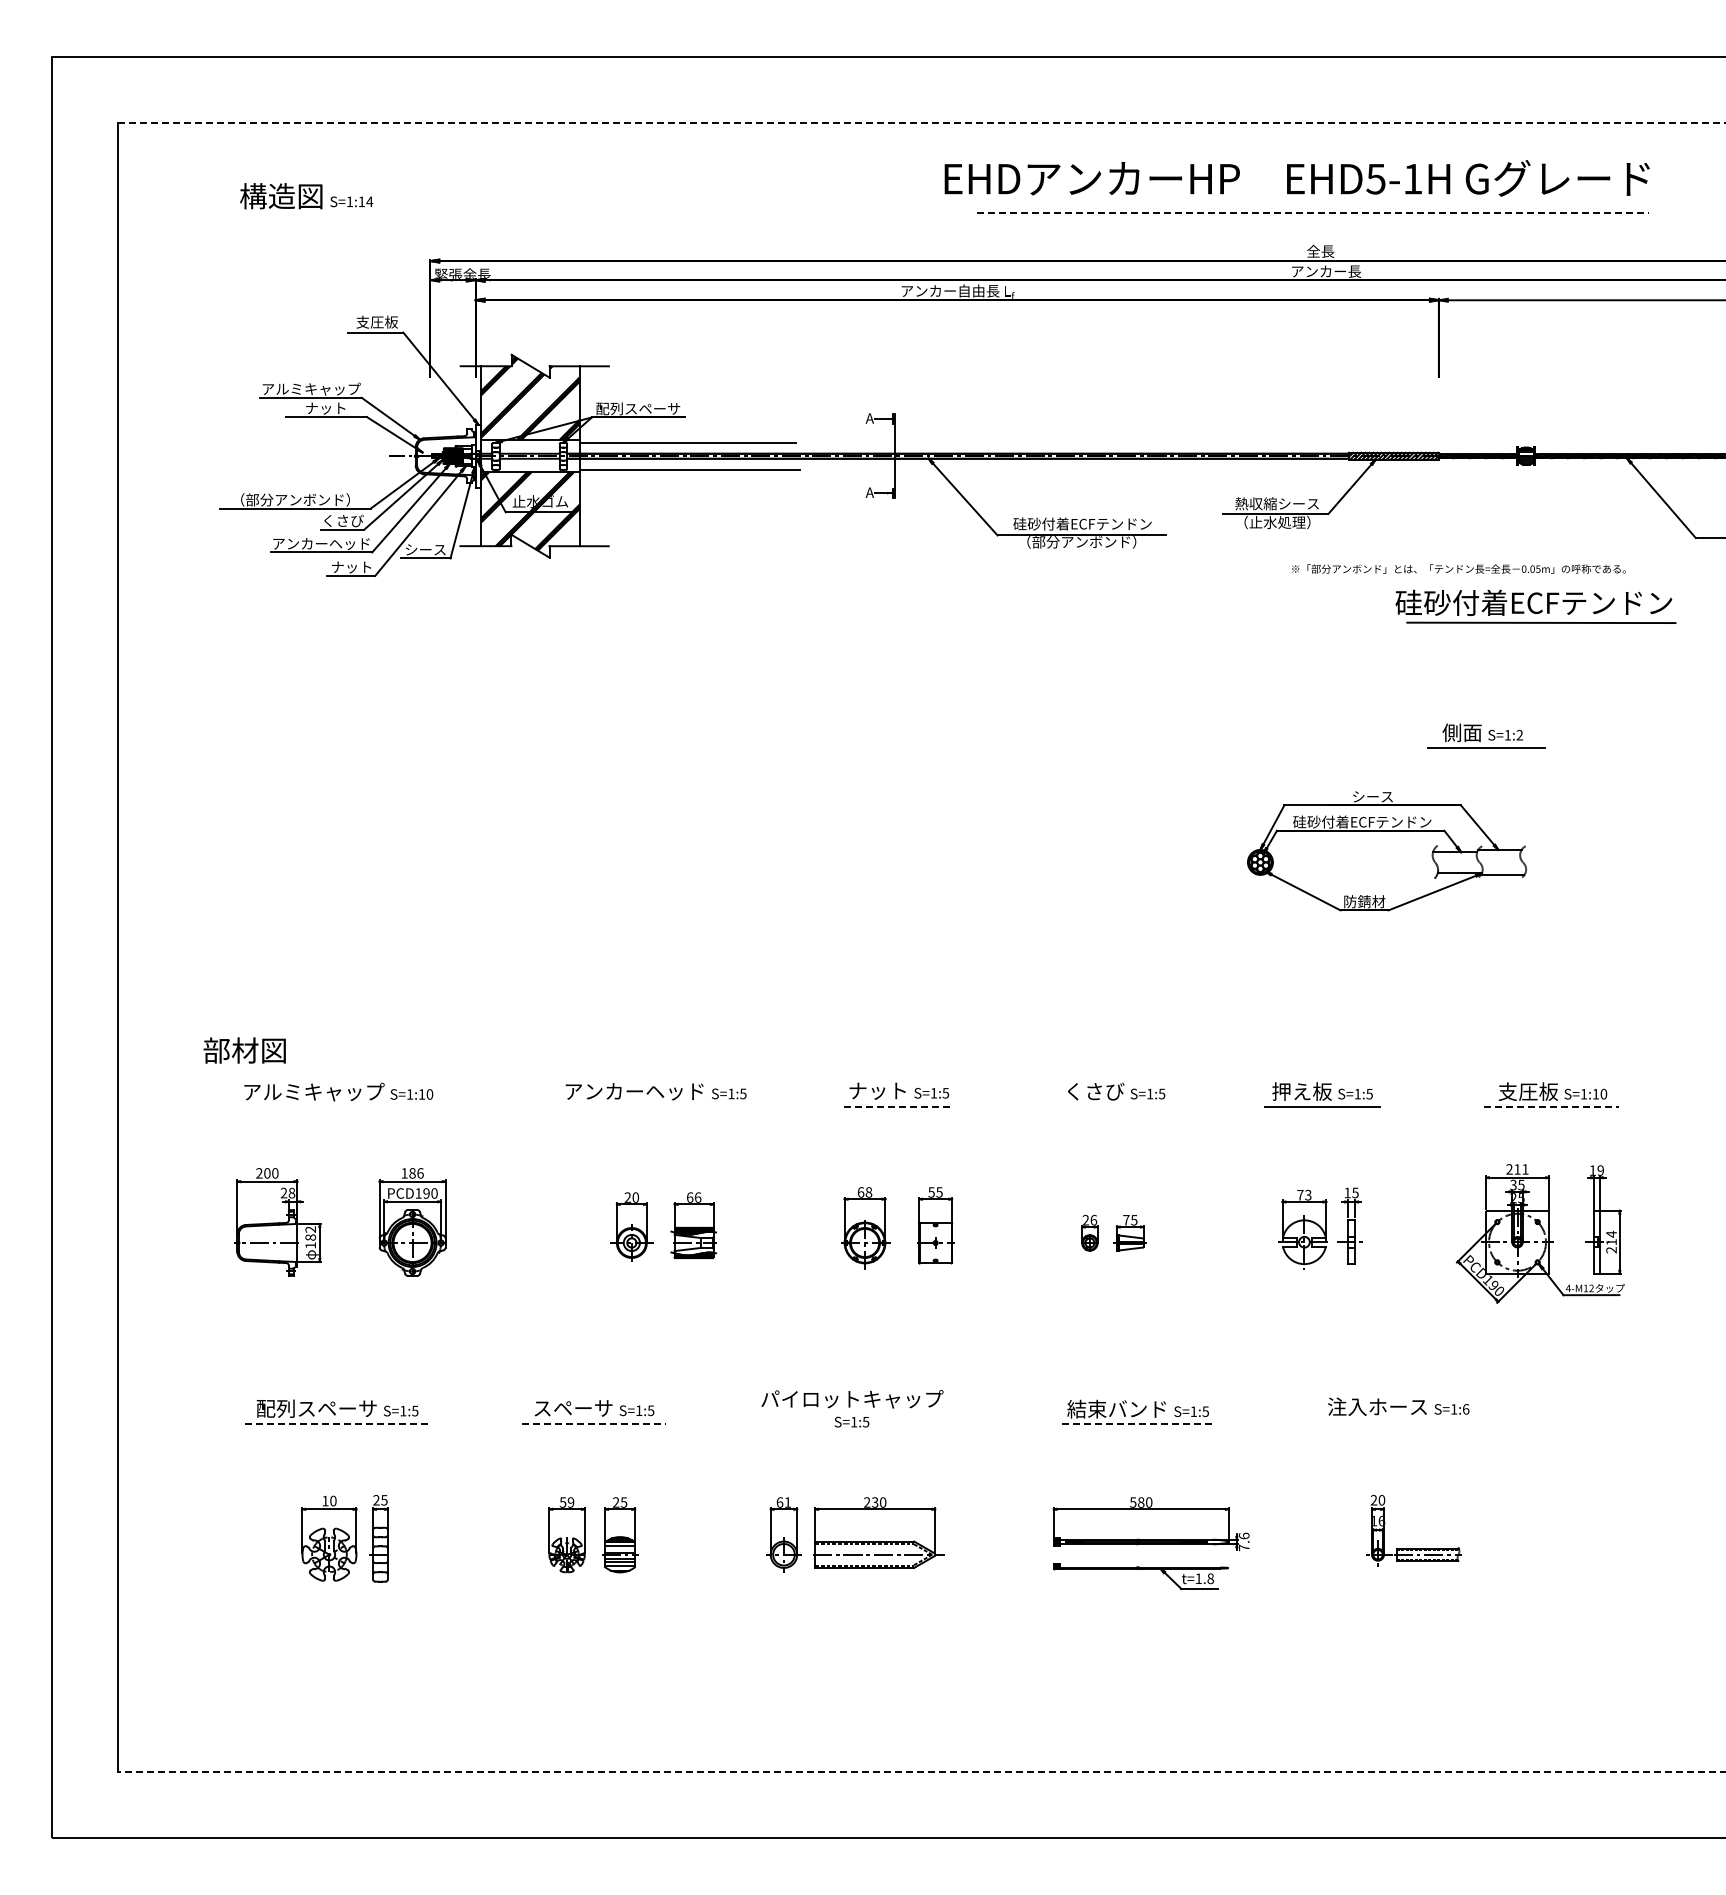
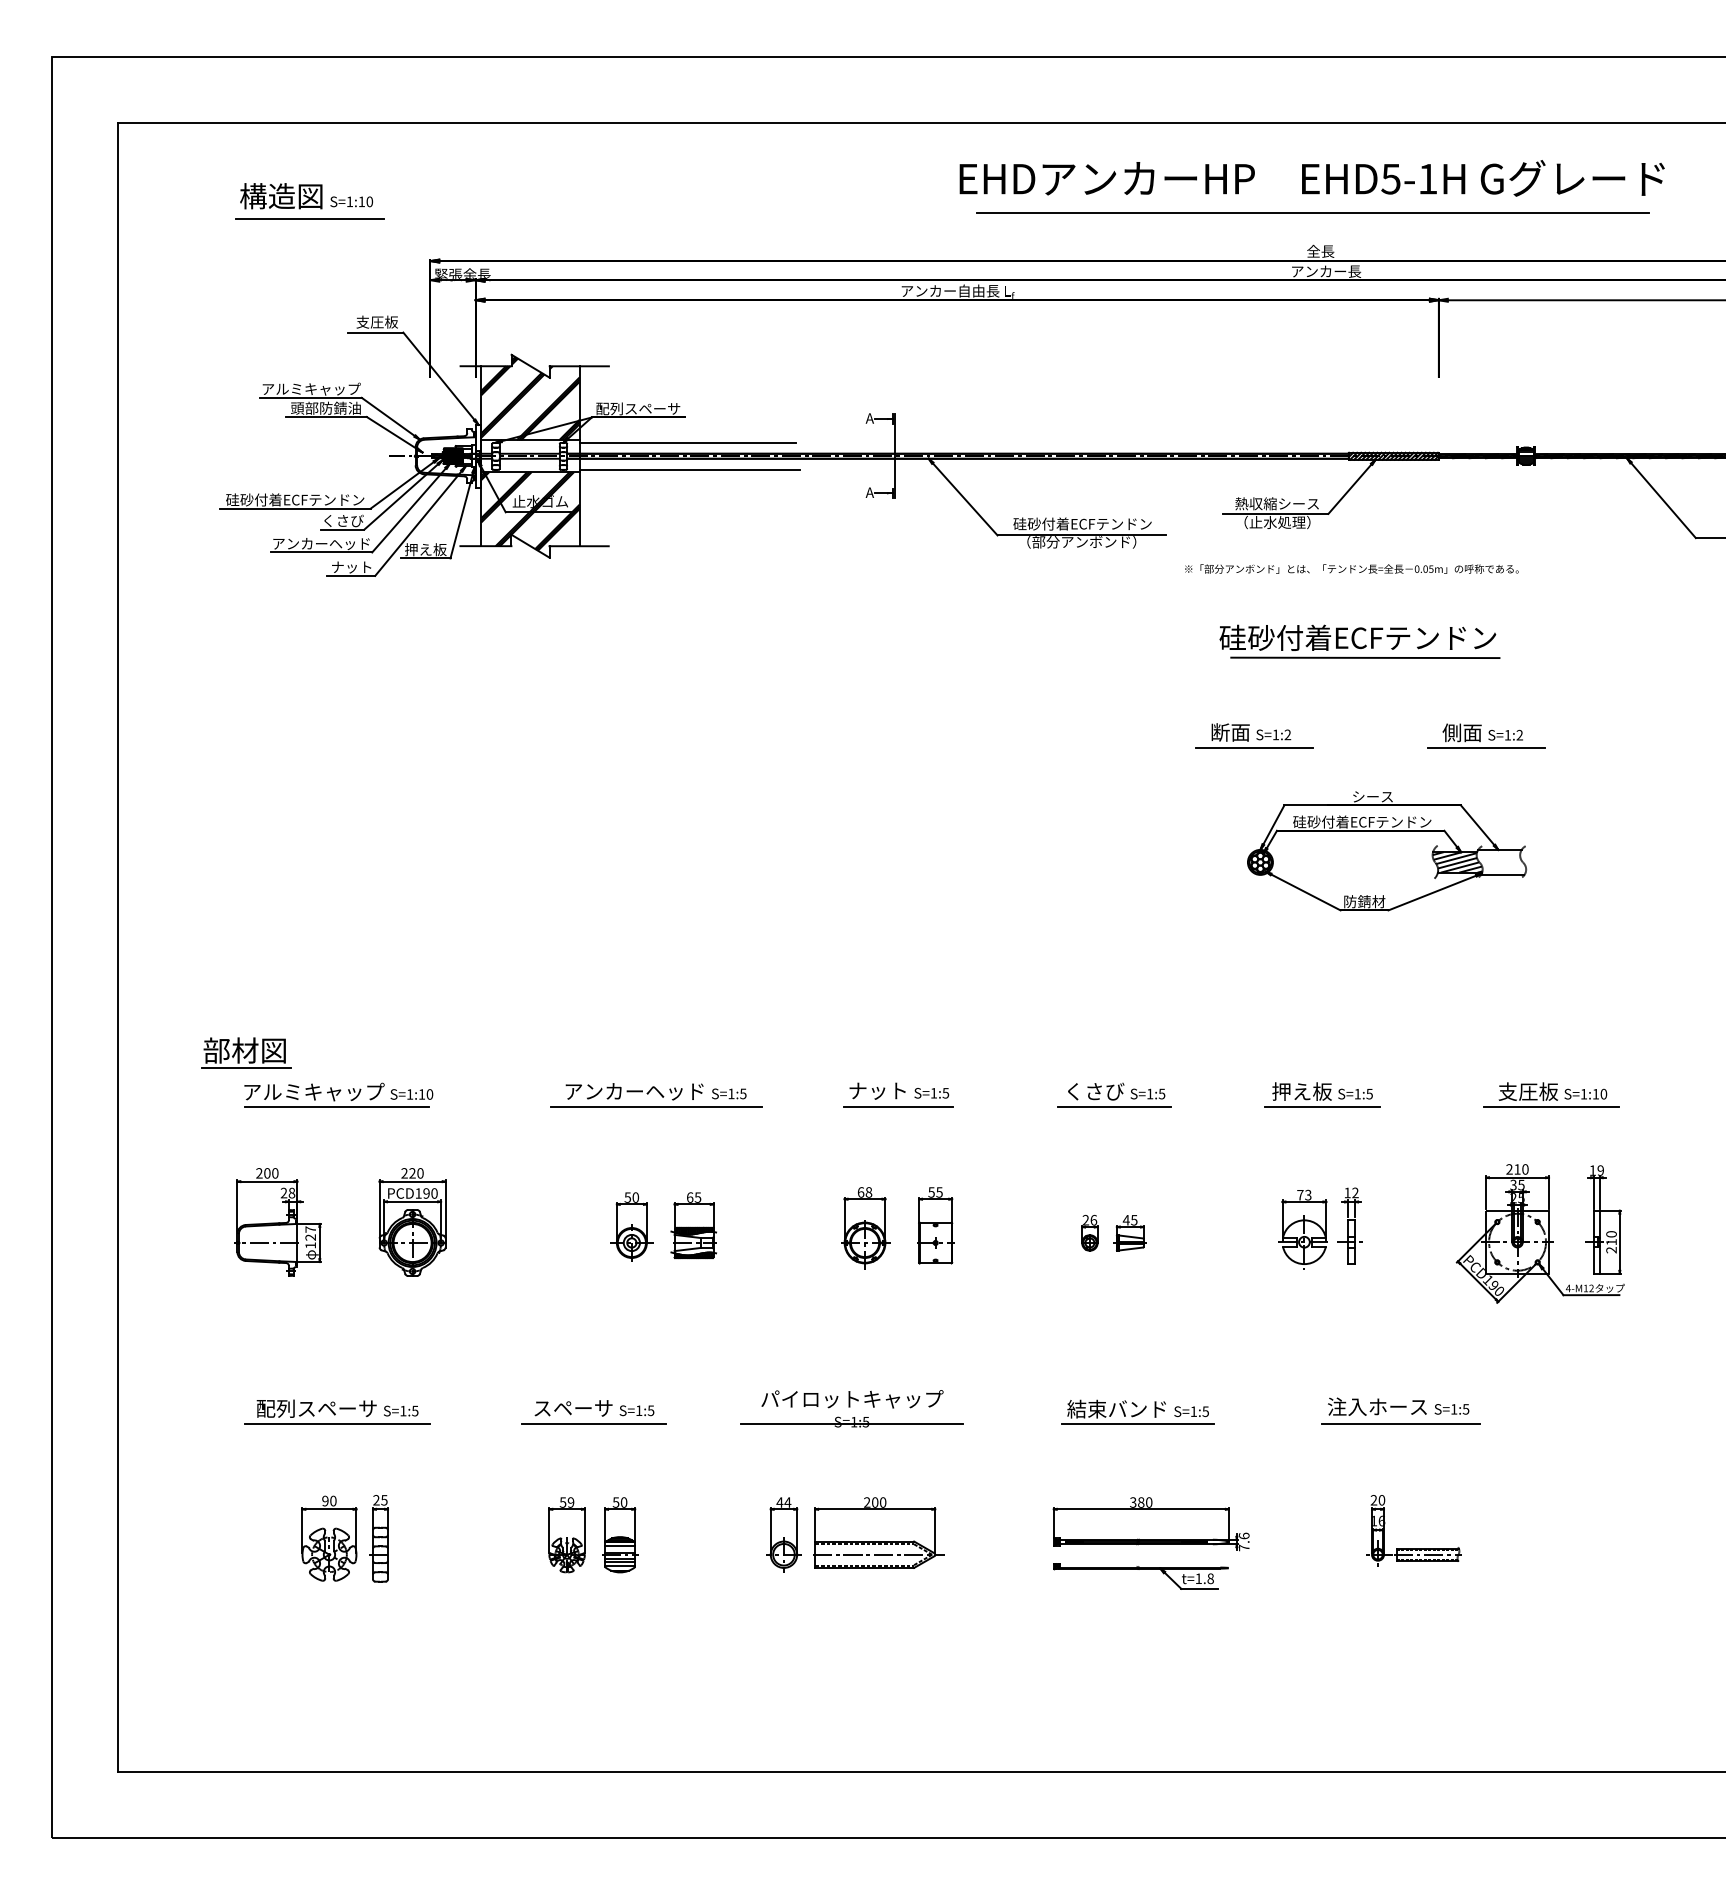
line: dashed -> solid (921, 122)
text position: (1296, 178) -> (1311, 178) (1311, 178)
text: S=1:14 -> S=1:10 (369, 201)
line: dashed -> solid (1313, 212)
line: none -> present (309, 218)
text: ナット -> 頭部防錆油 (325, 407)
text: （部分アンボンド） -> 硅砂付着ECFテンドン (295, 499)
text: シース -> 押え板 (425, 549)
text position: (1458, 568) -> (1351, 568) (1351, 568)
part position: (1535, 606) -> (1359, 641) (1359, 641)
part: none -> present (1254, 735)
hatch: none -> present (1457, 862)
line: none -> present (246, 1068)
line: none -> present (336, 1106)
line: none -> present (656, 1106)
line: dashed -> solid (898, 1106)
line: none -> present (1114, 1106)
line: dashed -> solid (1552, 1106)
text: 211 -> 210 (1525, 1169)
text: 186 -> 220 (412, 1173)
text: 15 -> 12 (1355, 1192)
text: 20 -> 50 (627, 1197)
text: 66 -> 65 (697, 1197)
text: 75 -> 45 (1125, 1220)
text: 182 -> 127 (310, 1233)
text: 214 -> 210 (1611, 1233)
text: S=1:6 -> S=1:5 (1465, 1409)
line: dashed -> solid (337, 1424)
line: dashed -> solid (593, 1424)
line: none -> present (851, 1424)
line: dashed -> solid (1138, 1424)
line: none -> present (1400, 1424)
text: 10 -> 90 (325, 1500)
text: 25 -> 50 (619, 1502)
text: 61 -> 44 (783, 1502)
text: 230 -> 200 (874, 1502)
text: 580 -> 380 (1133, 1502)
line: dashed -> solid (921, 1772)
